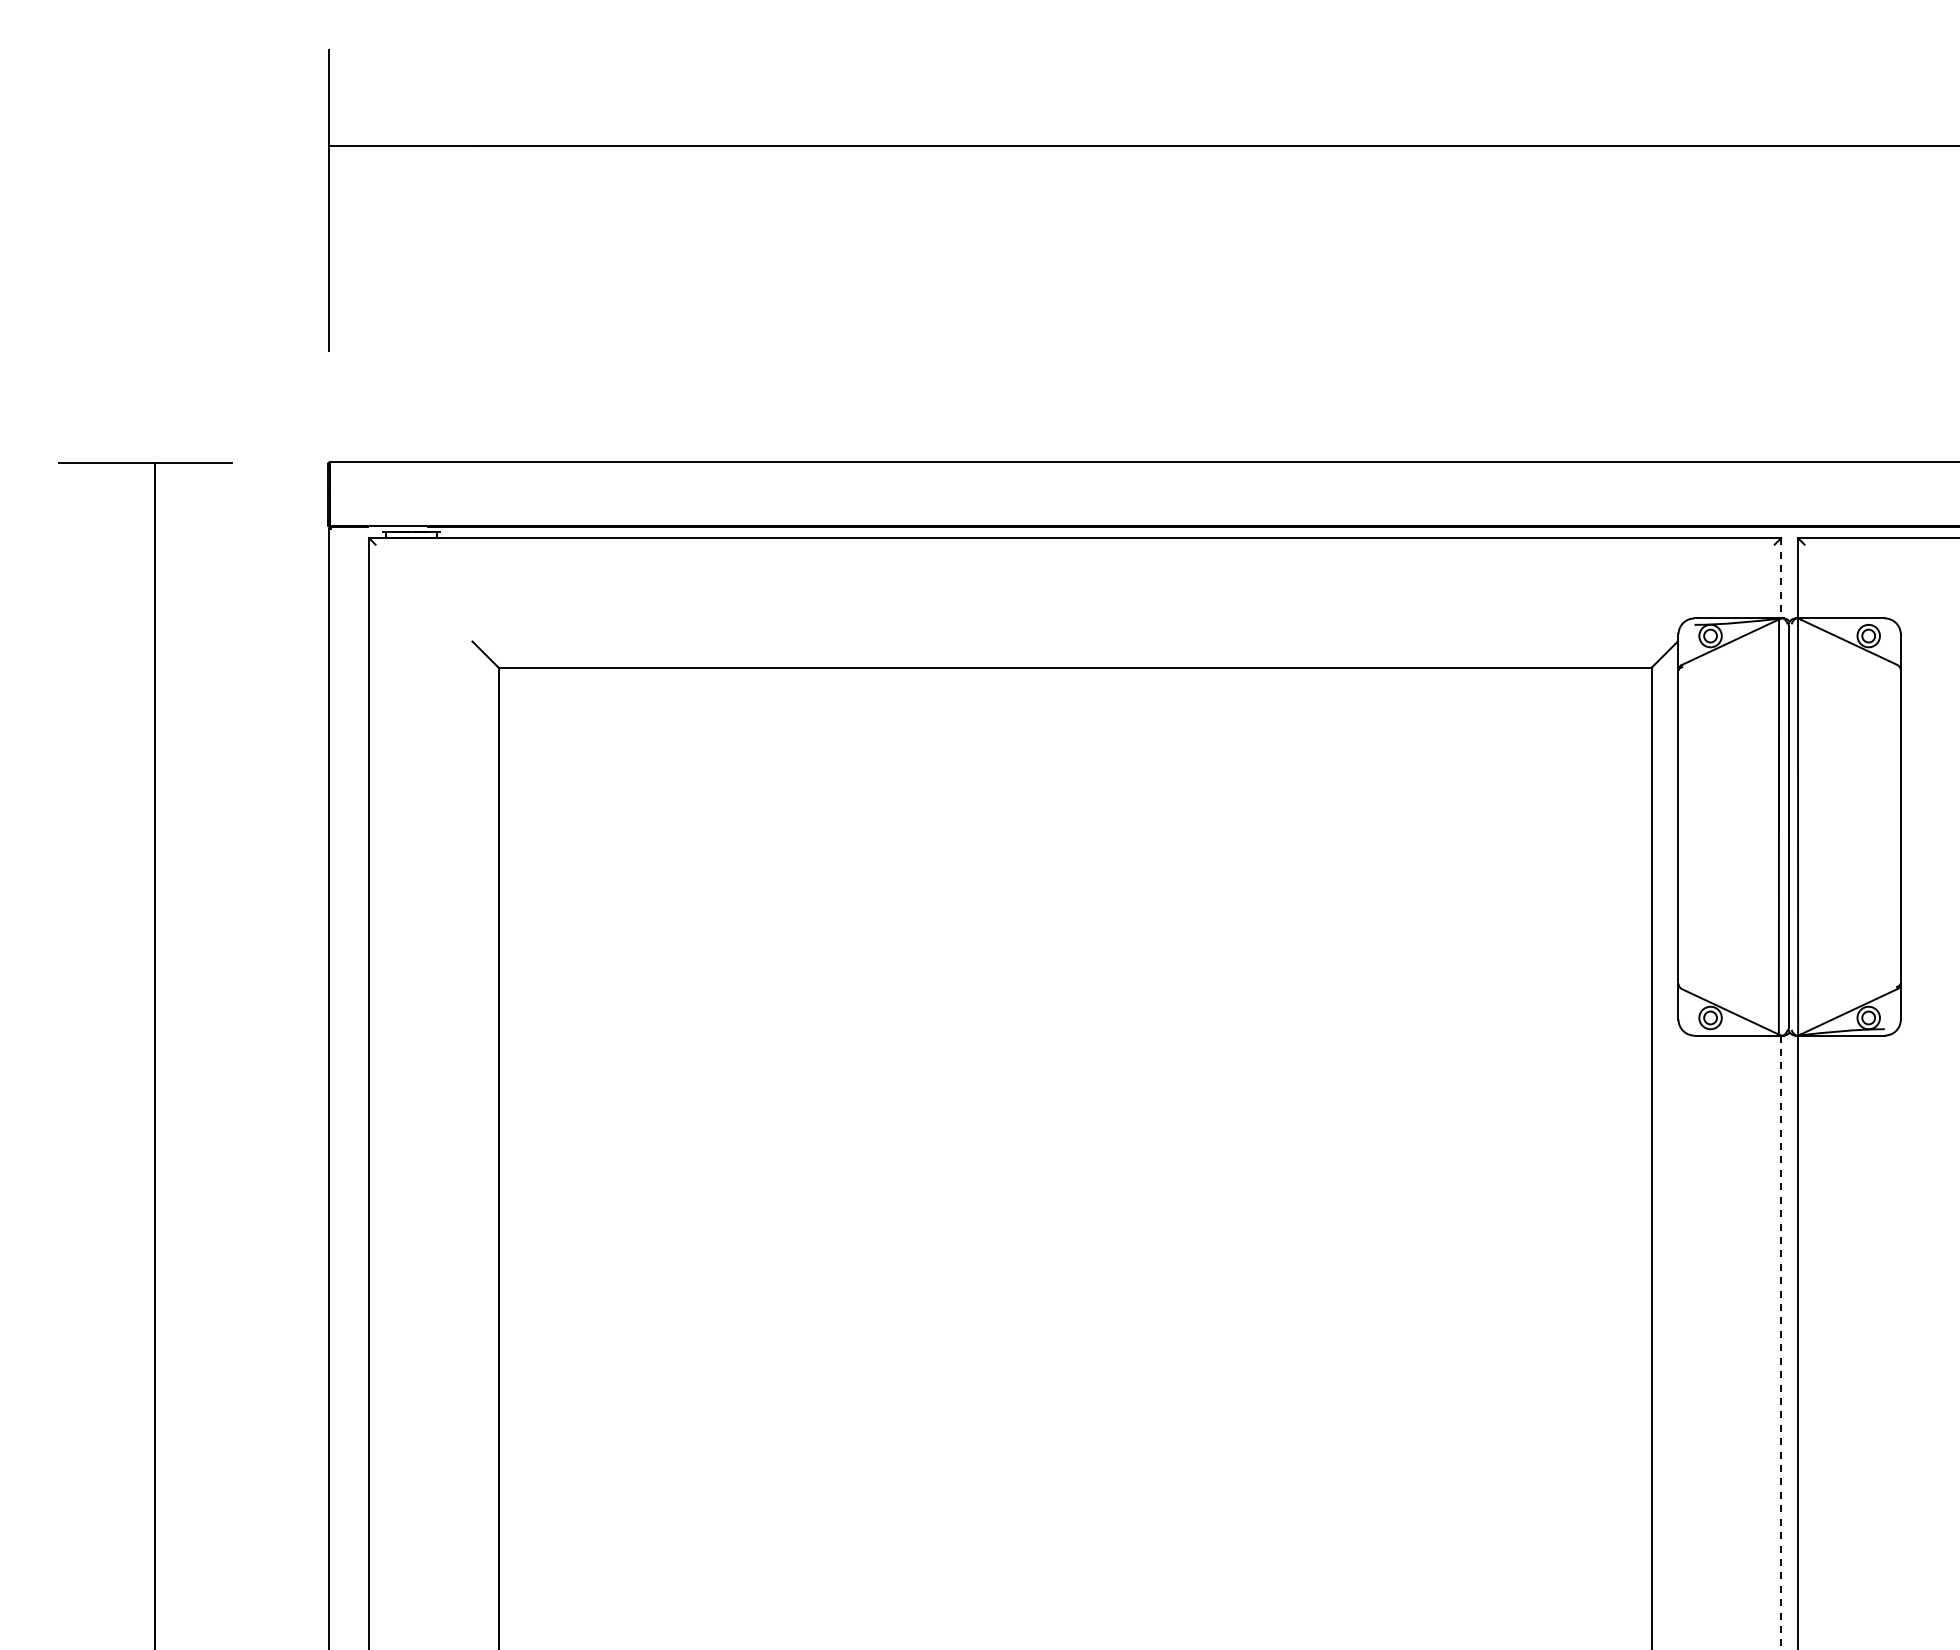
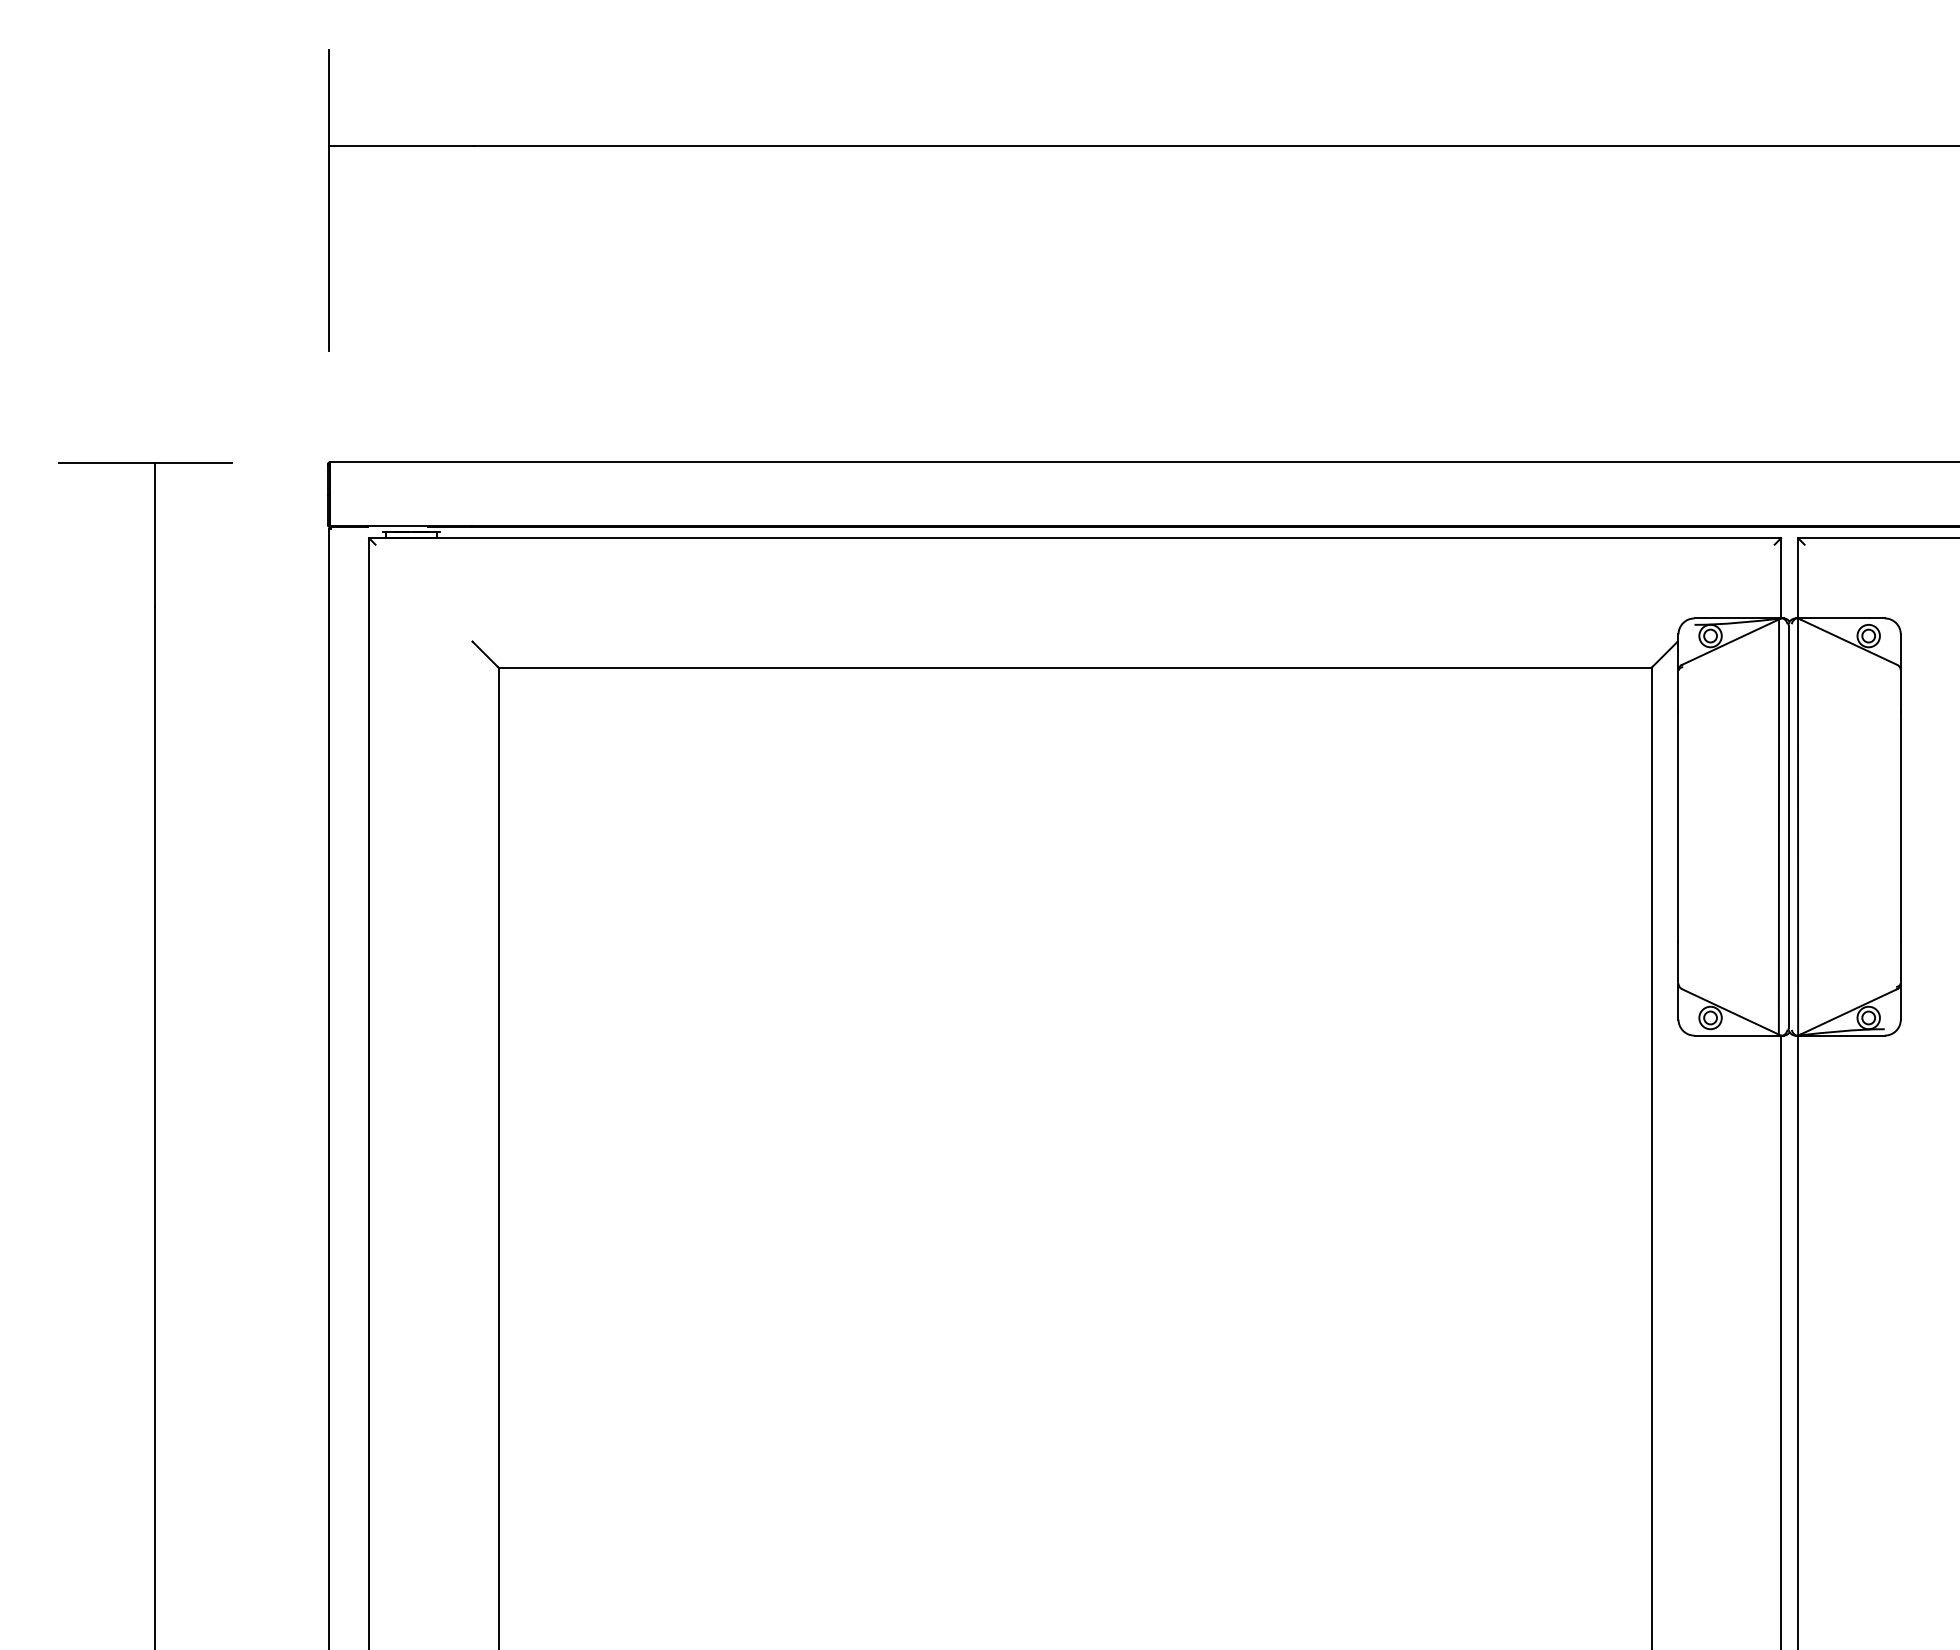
line: dashed -> solid (1781, 578)
line: dashed -> solid (1781, 1342)
